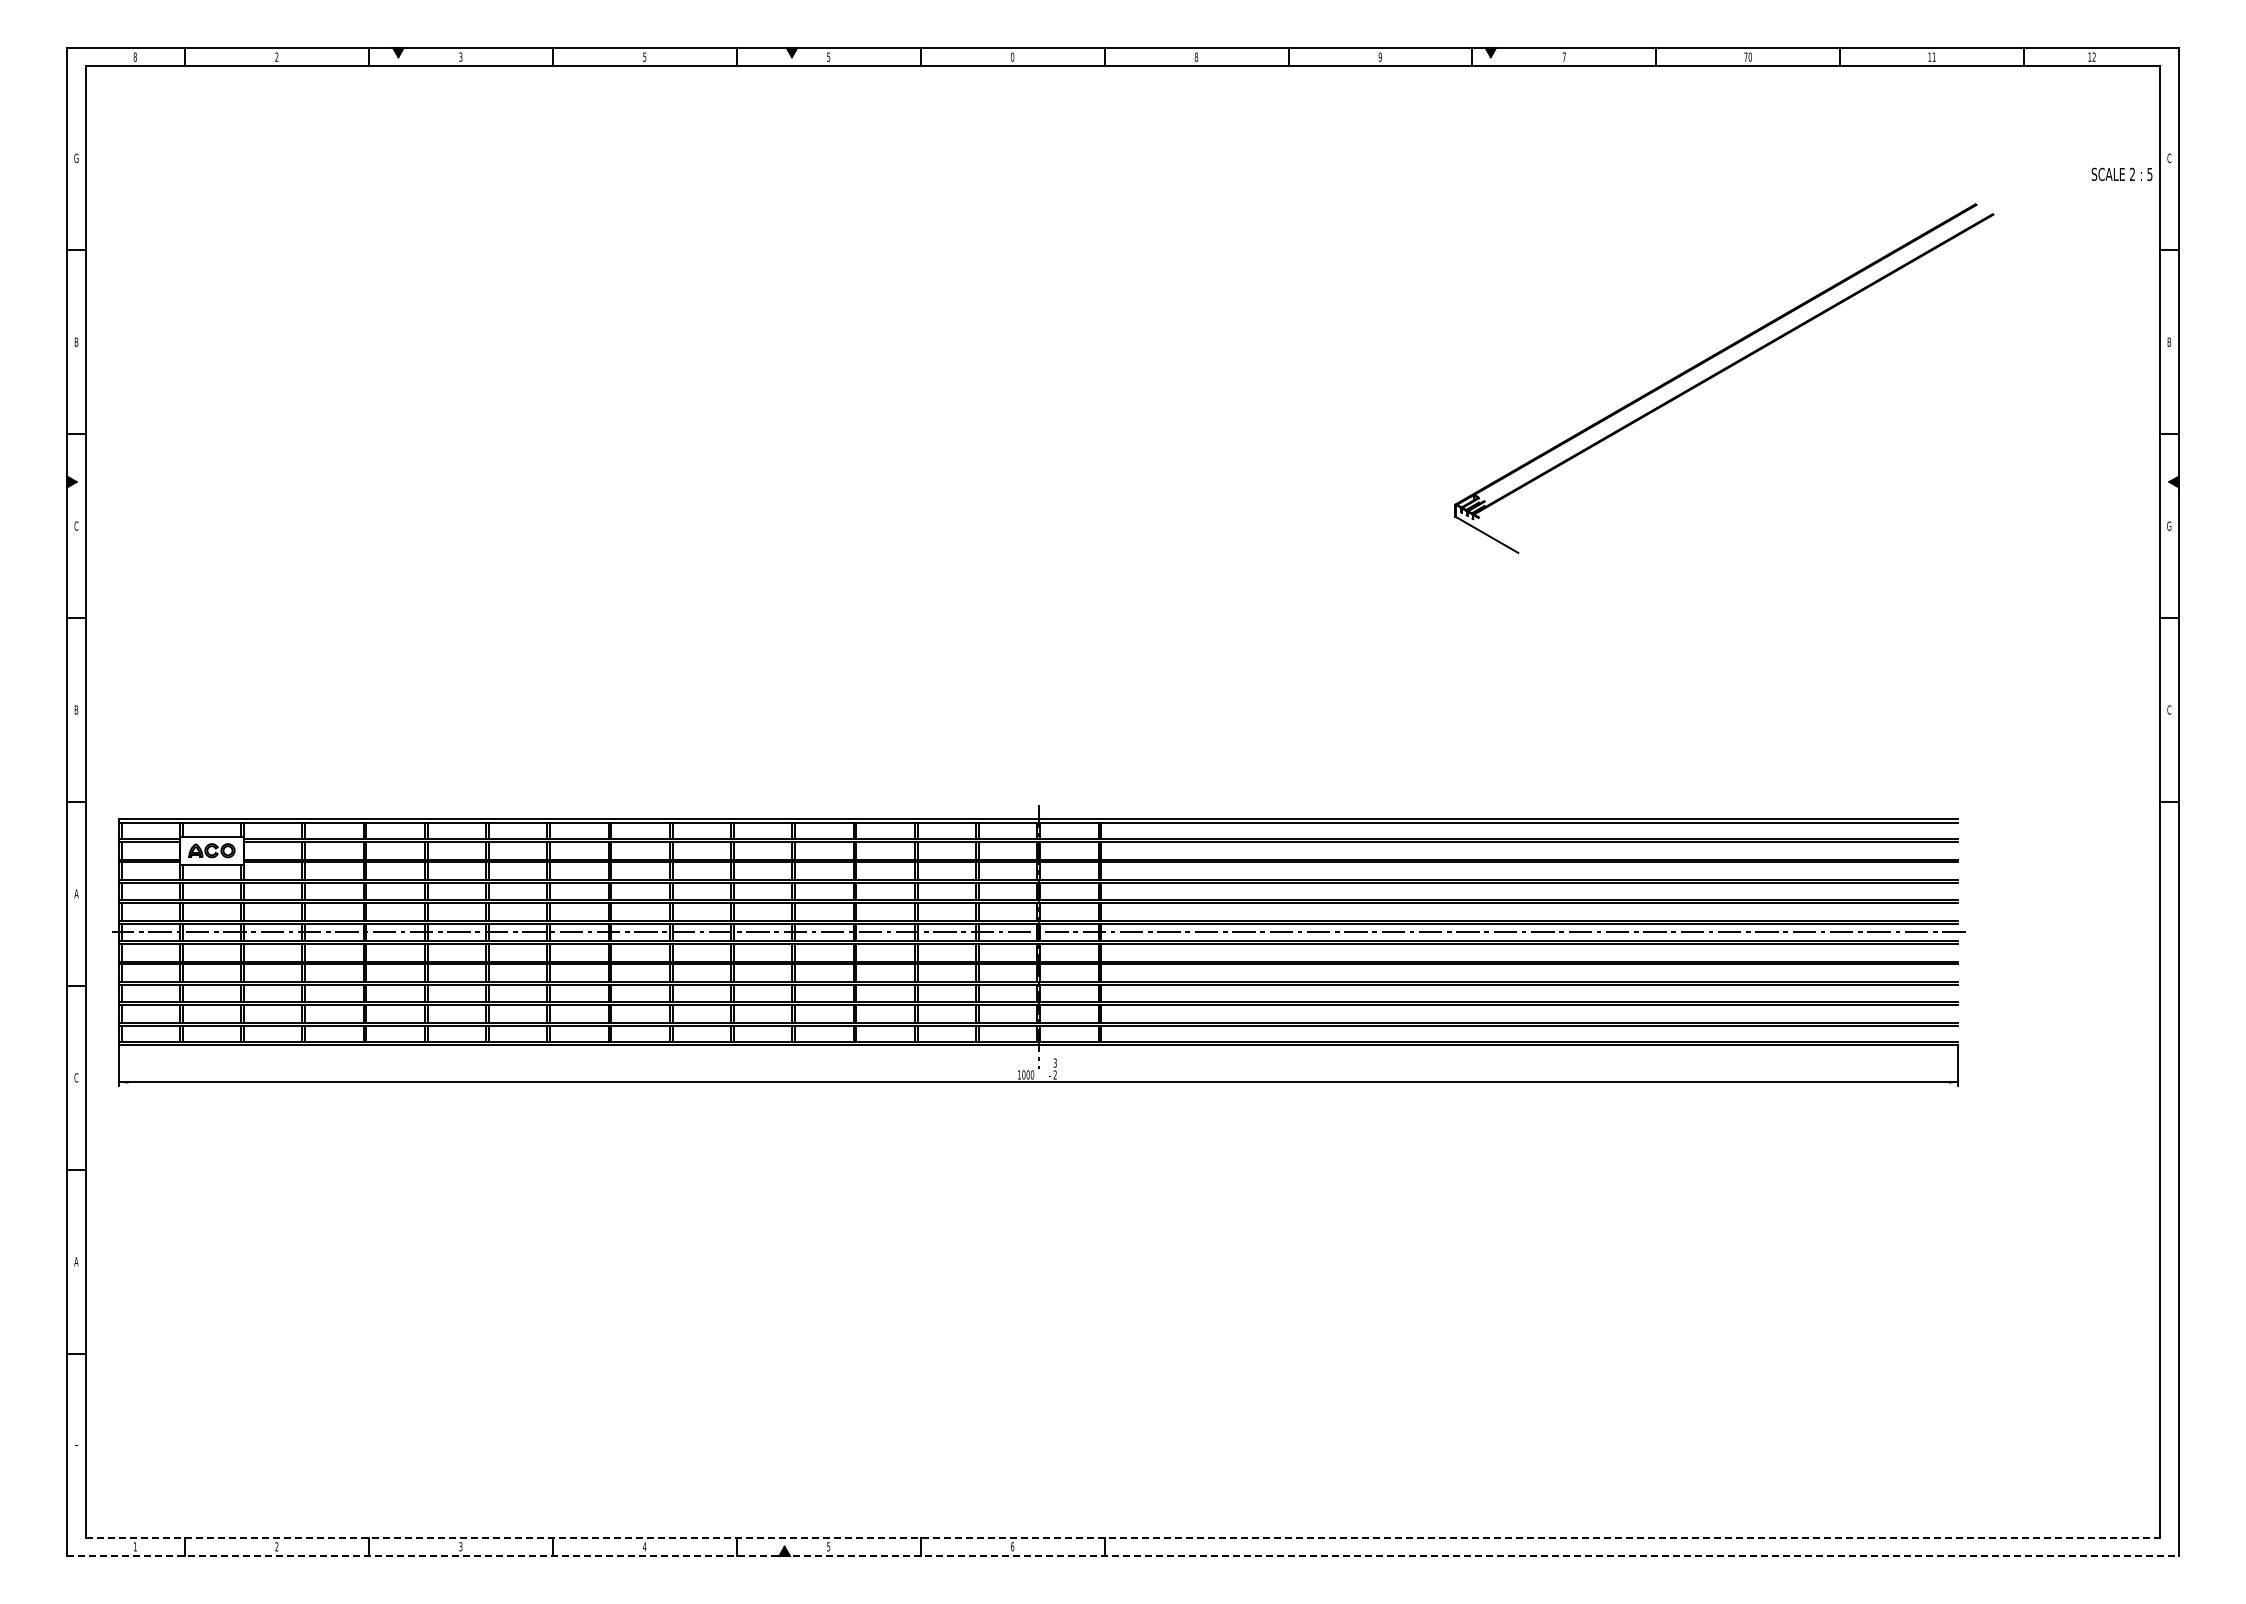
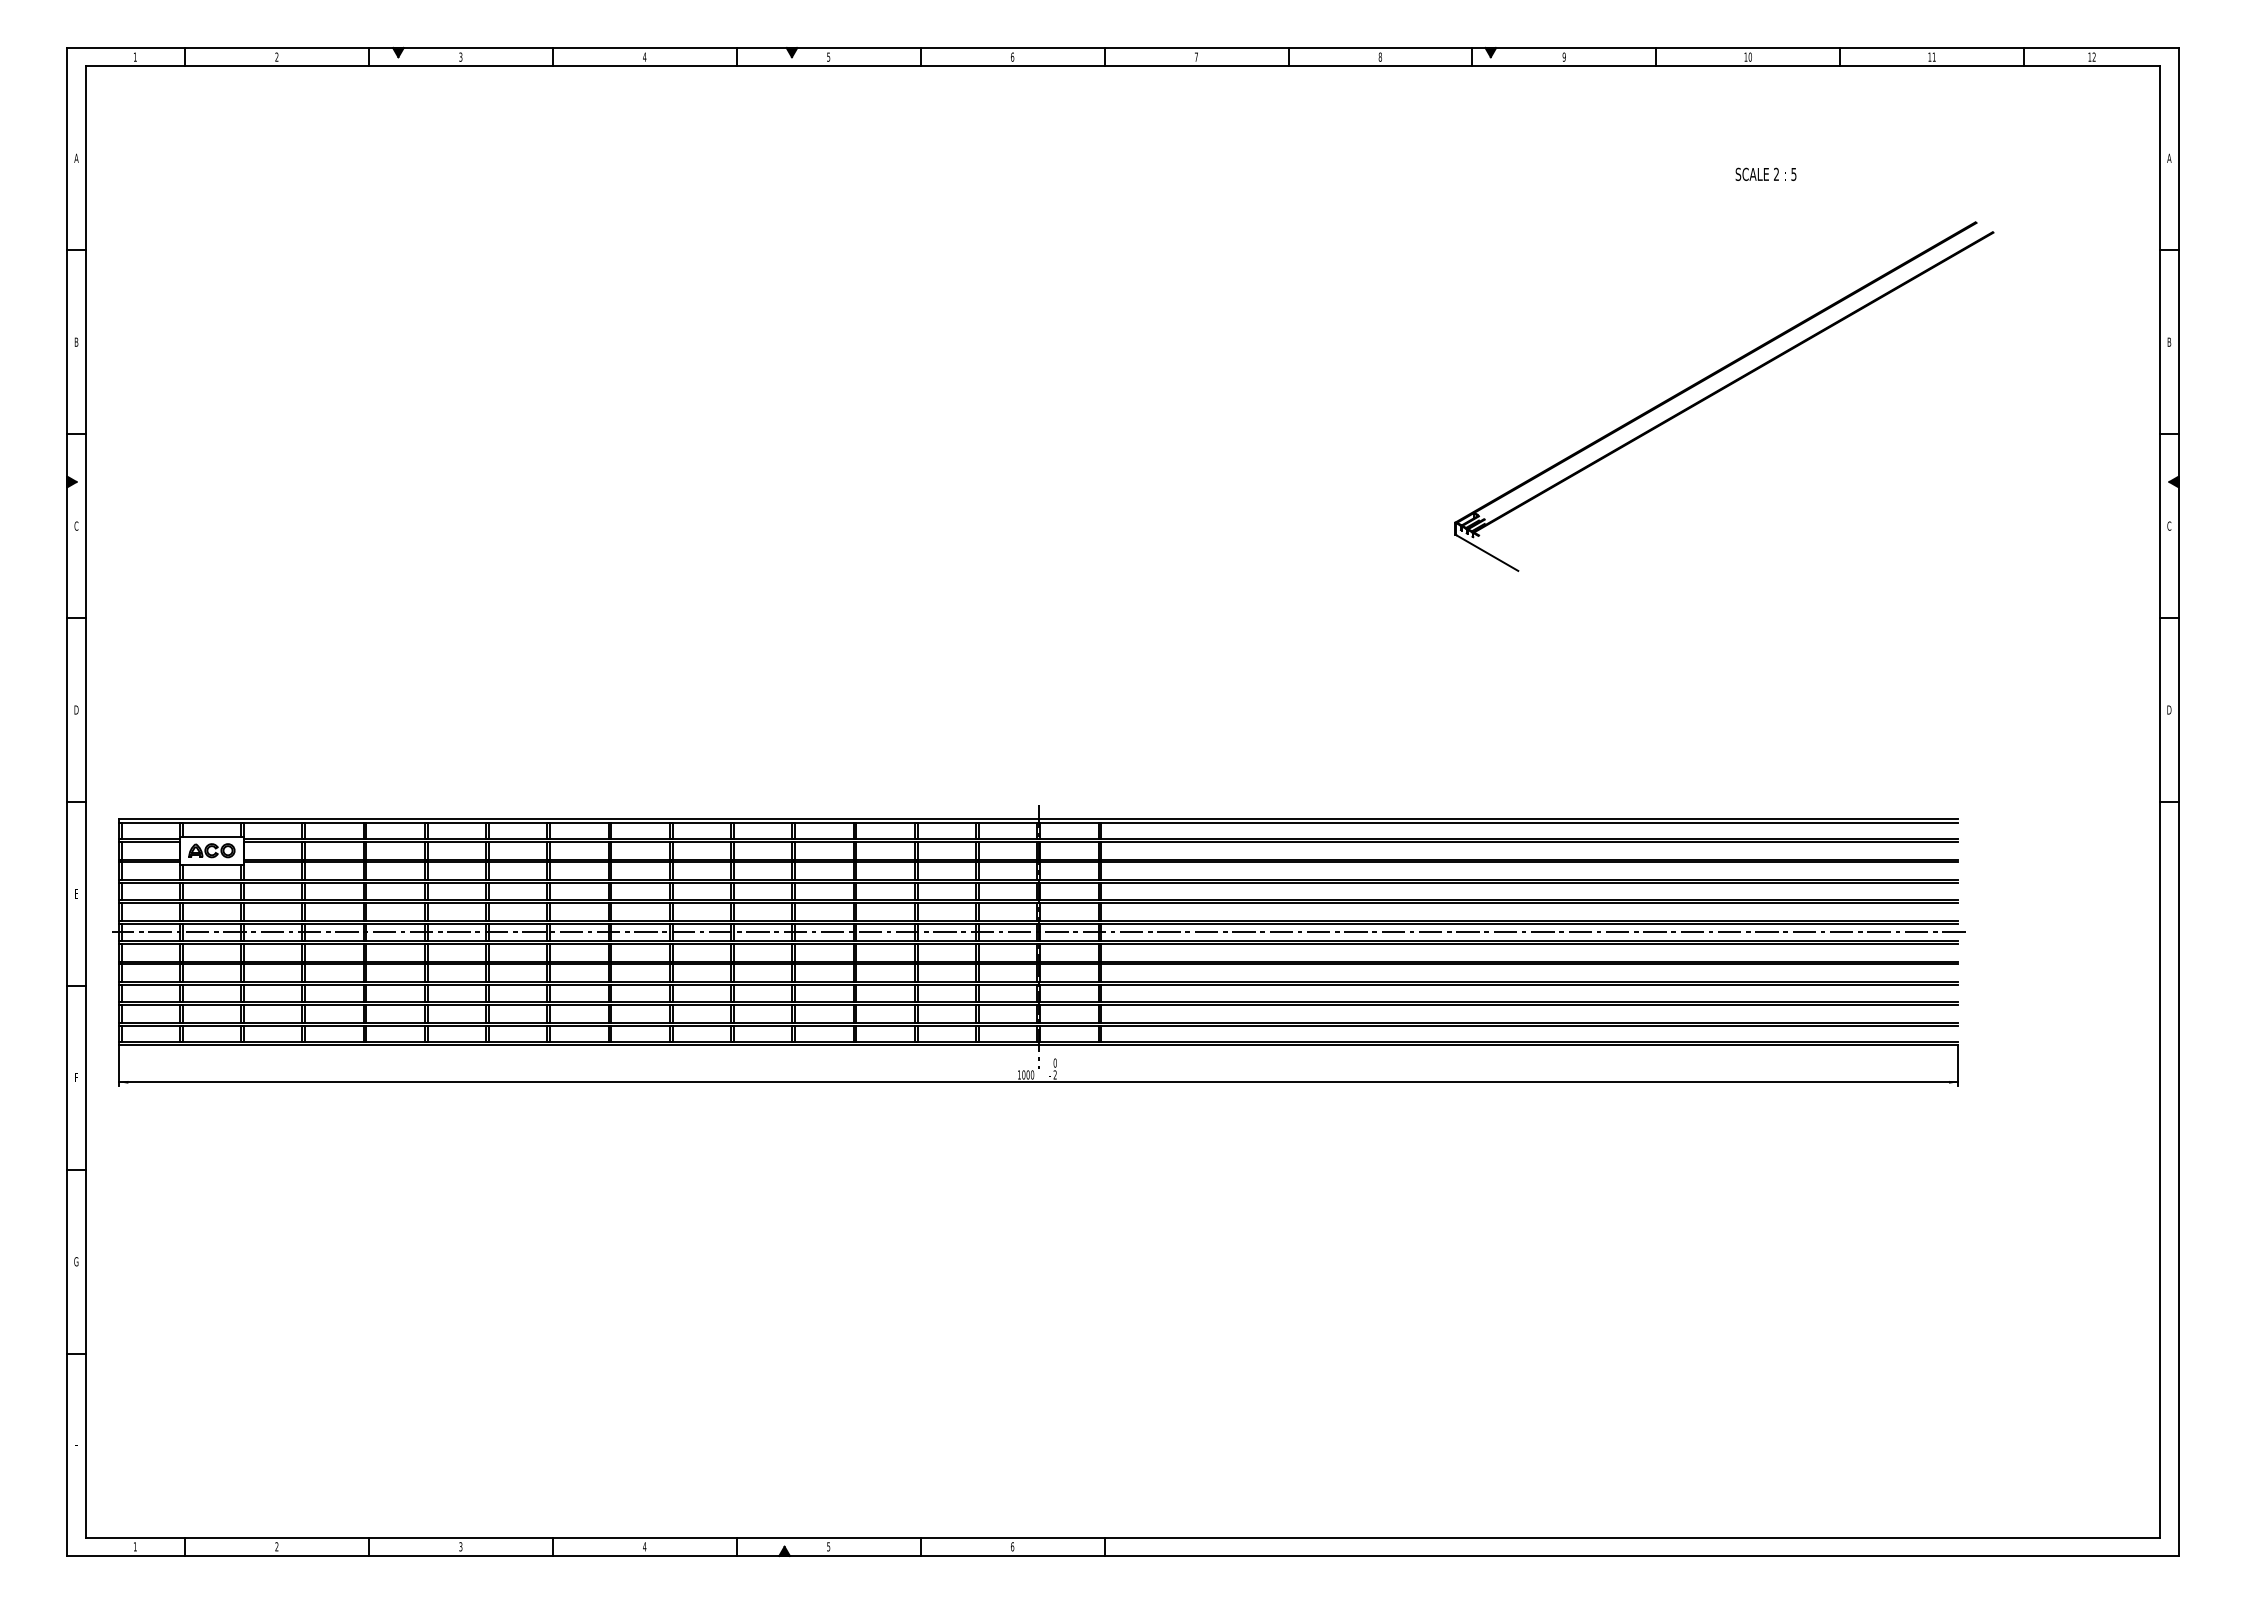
text: 8 -> 1 (134, 56)
text: 5 -> 4 (644, 56)
text: 0 -> 6 (1012, 56)
text: 8 -> 7 (1196, 56)
text: 7 -> 9 (1563, 56)
text: 70 -> 10 (1745, 56)
text: 9 -> 8 (1379, 57)
text: G -> A (76, 157)
text: C -> A (2169, 157)
text position: (2121, 173) -> (1765, 173) (1765, 173)
part position: (1722, 372) -> (1722, 390) (1722, 390)
text: G -> C (2169, 525)
text: B -> D (76, 709)
text: C -> D (2169, 709)
text: A -> E (76, 893)
text: 3 -> 0 (1054, 1062)
text: C -> F (76, 1077)
text: A -> G (76, 1261)
line: dashed -> solid (1123, 1537)
line: dashed -> solid (1123, 1556)
